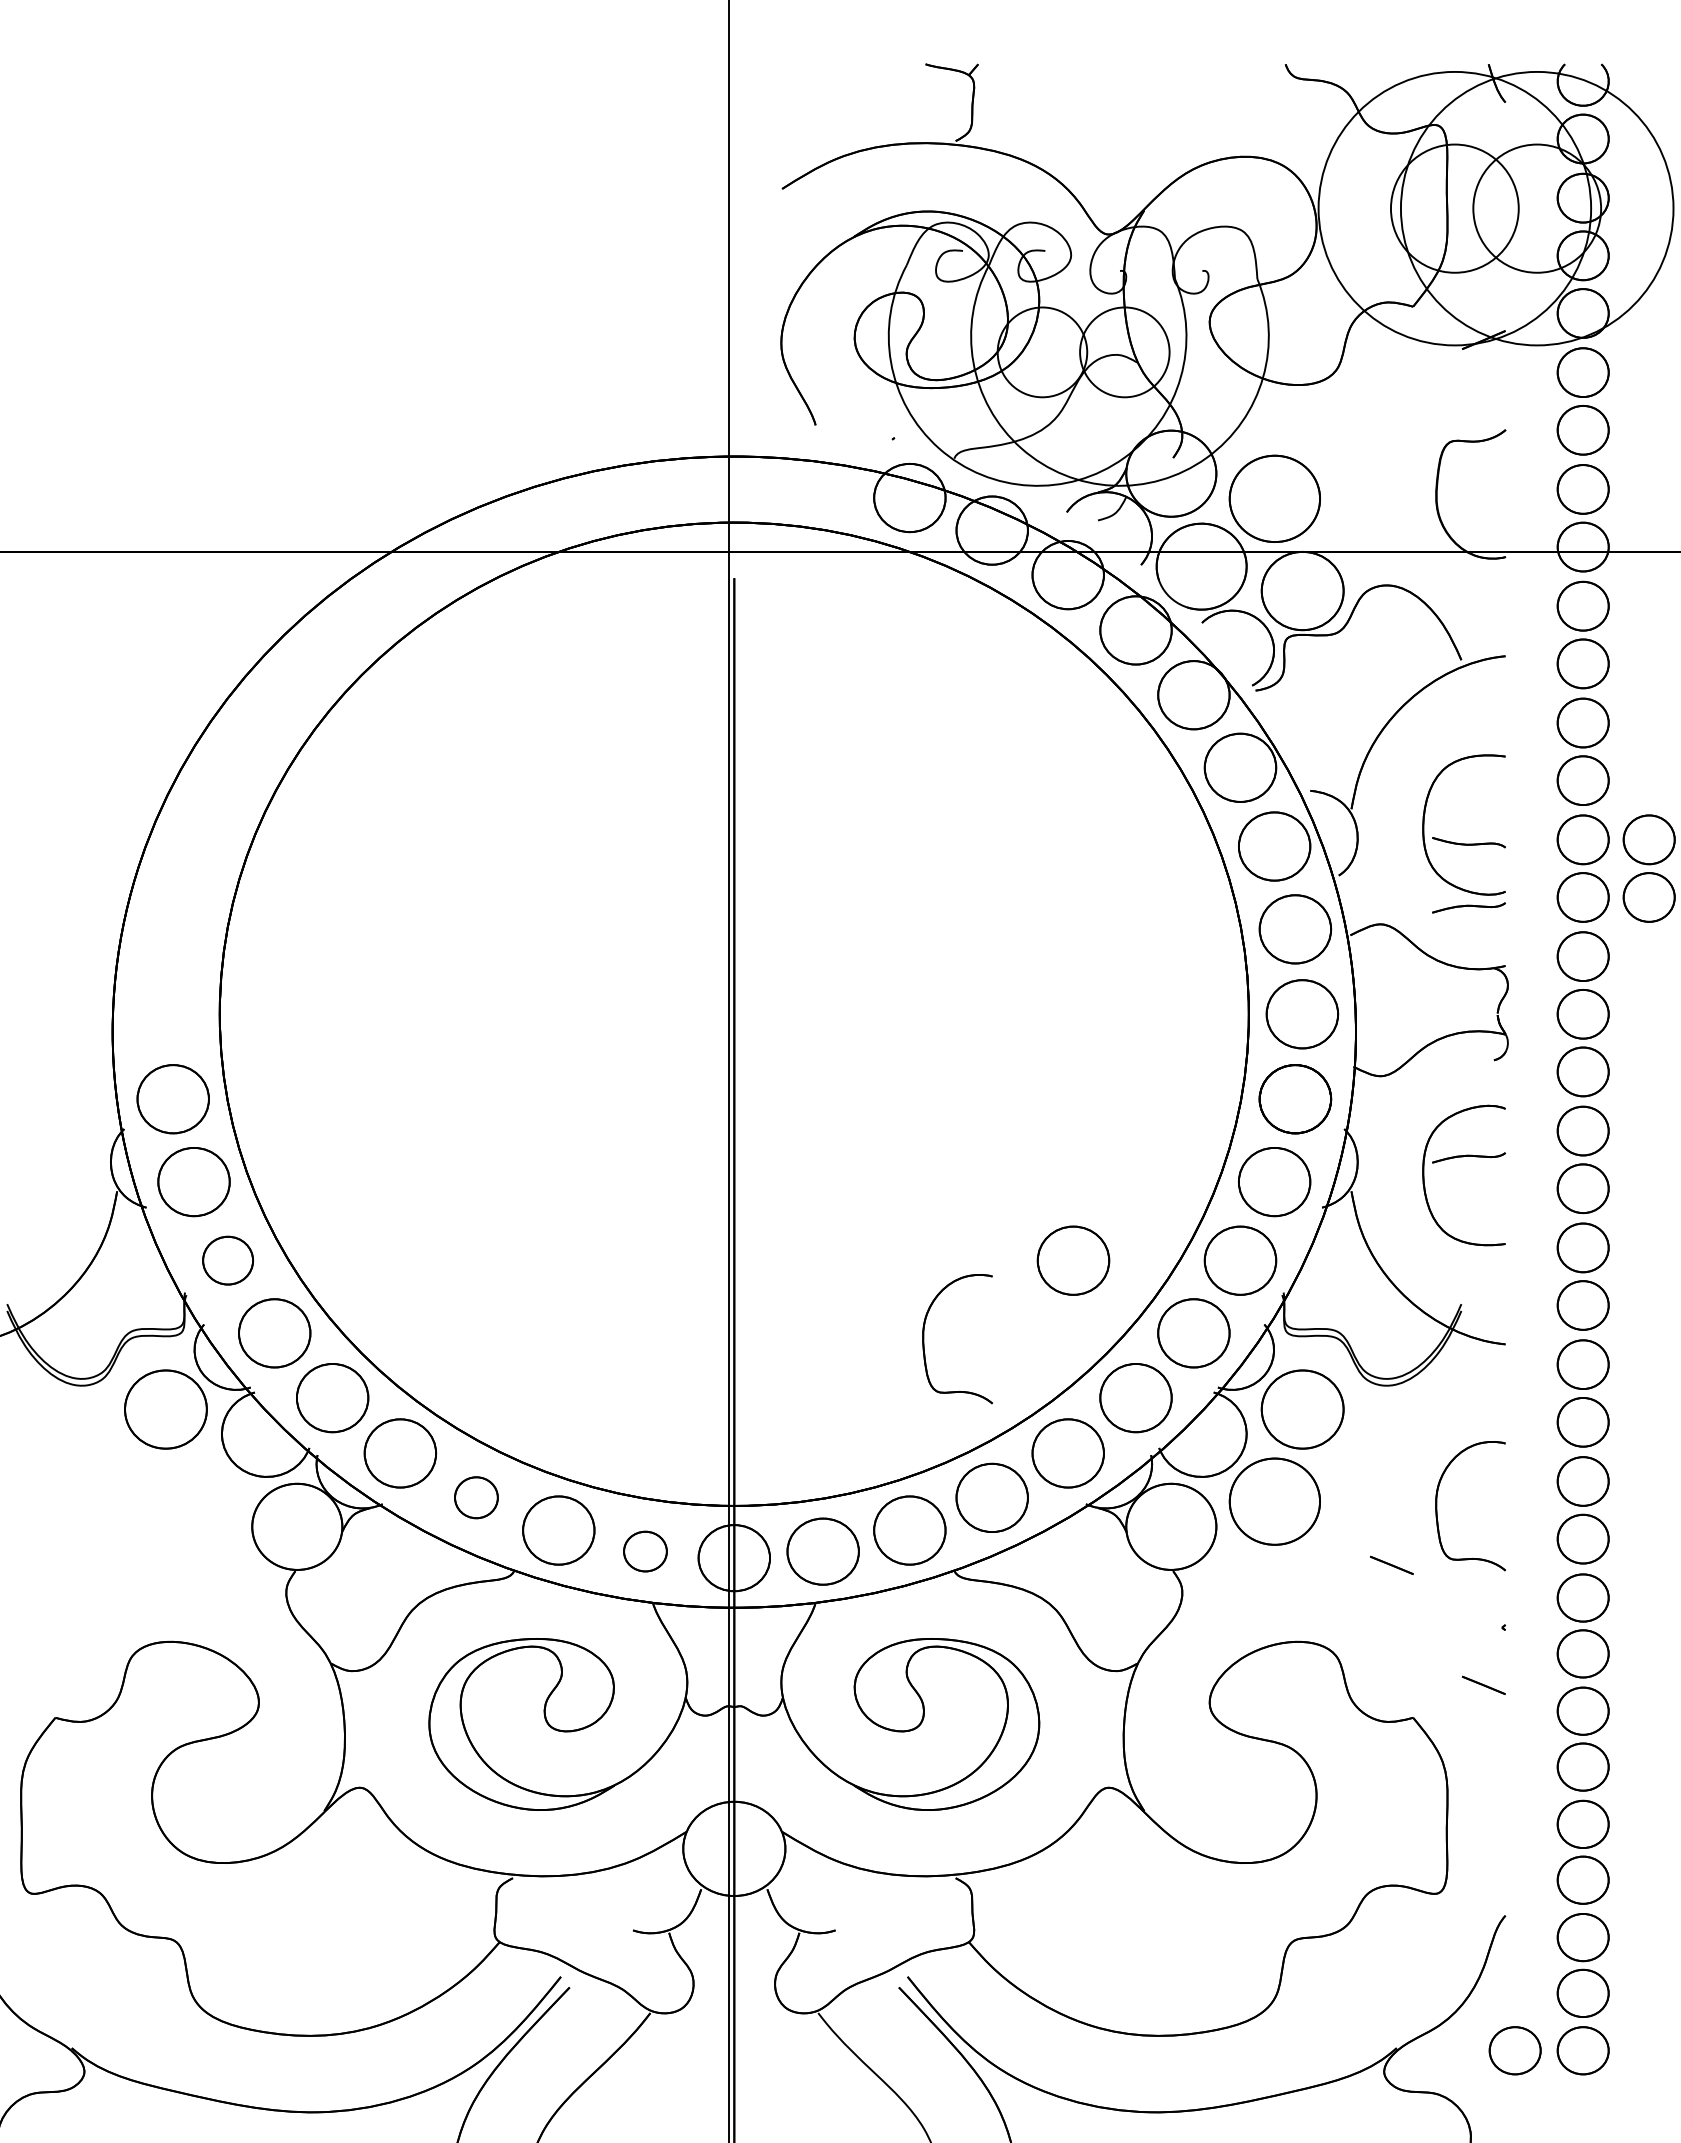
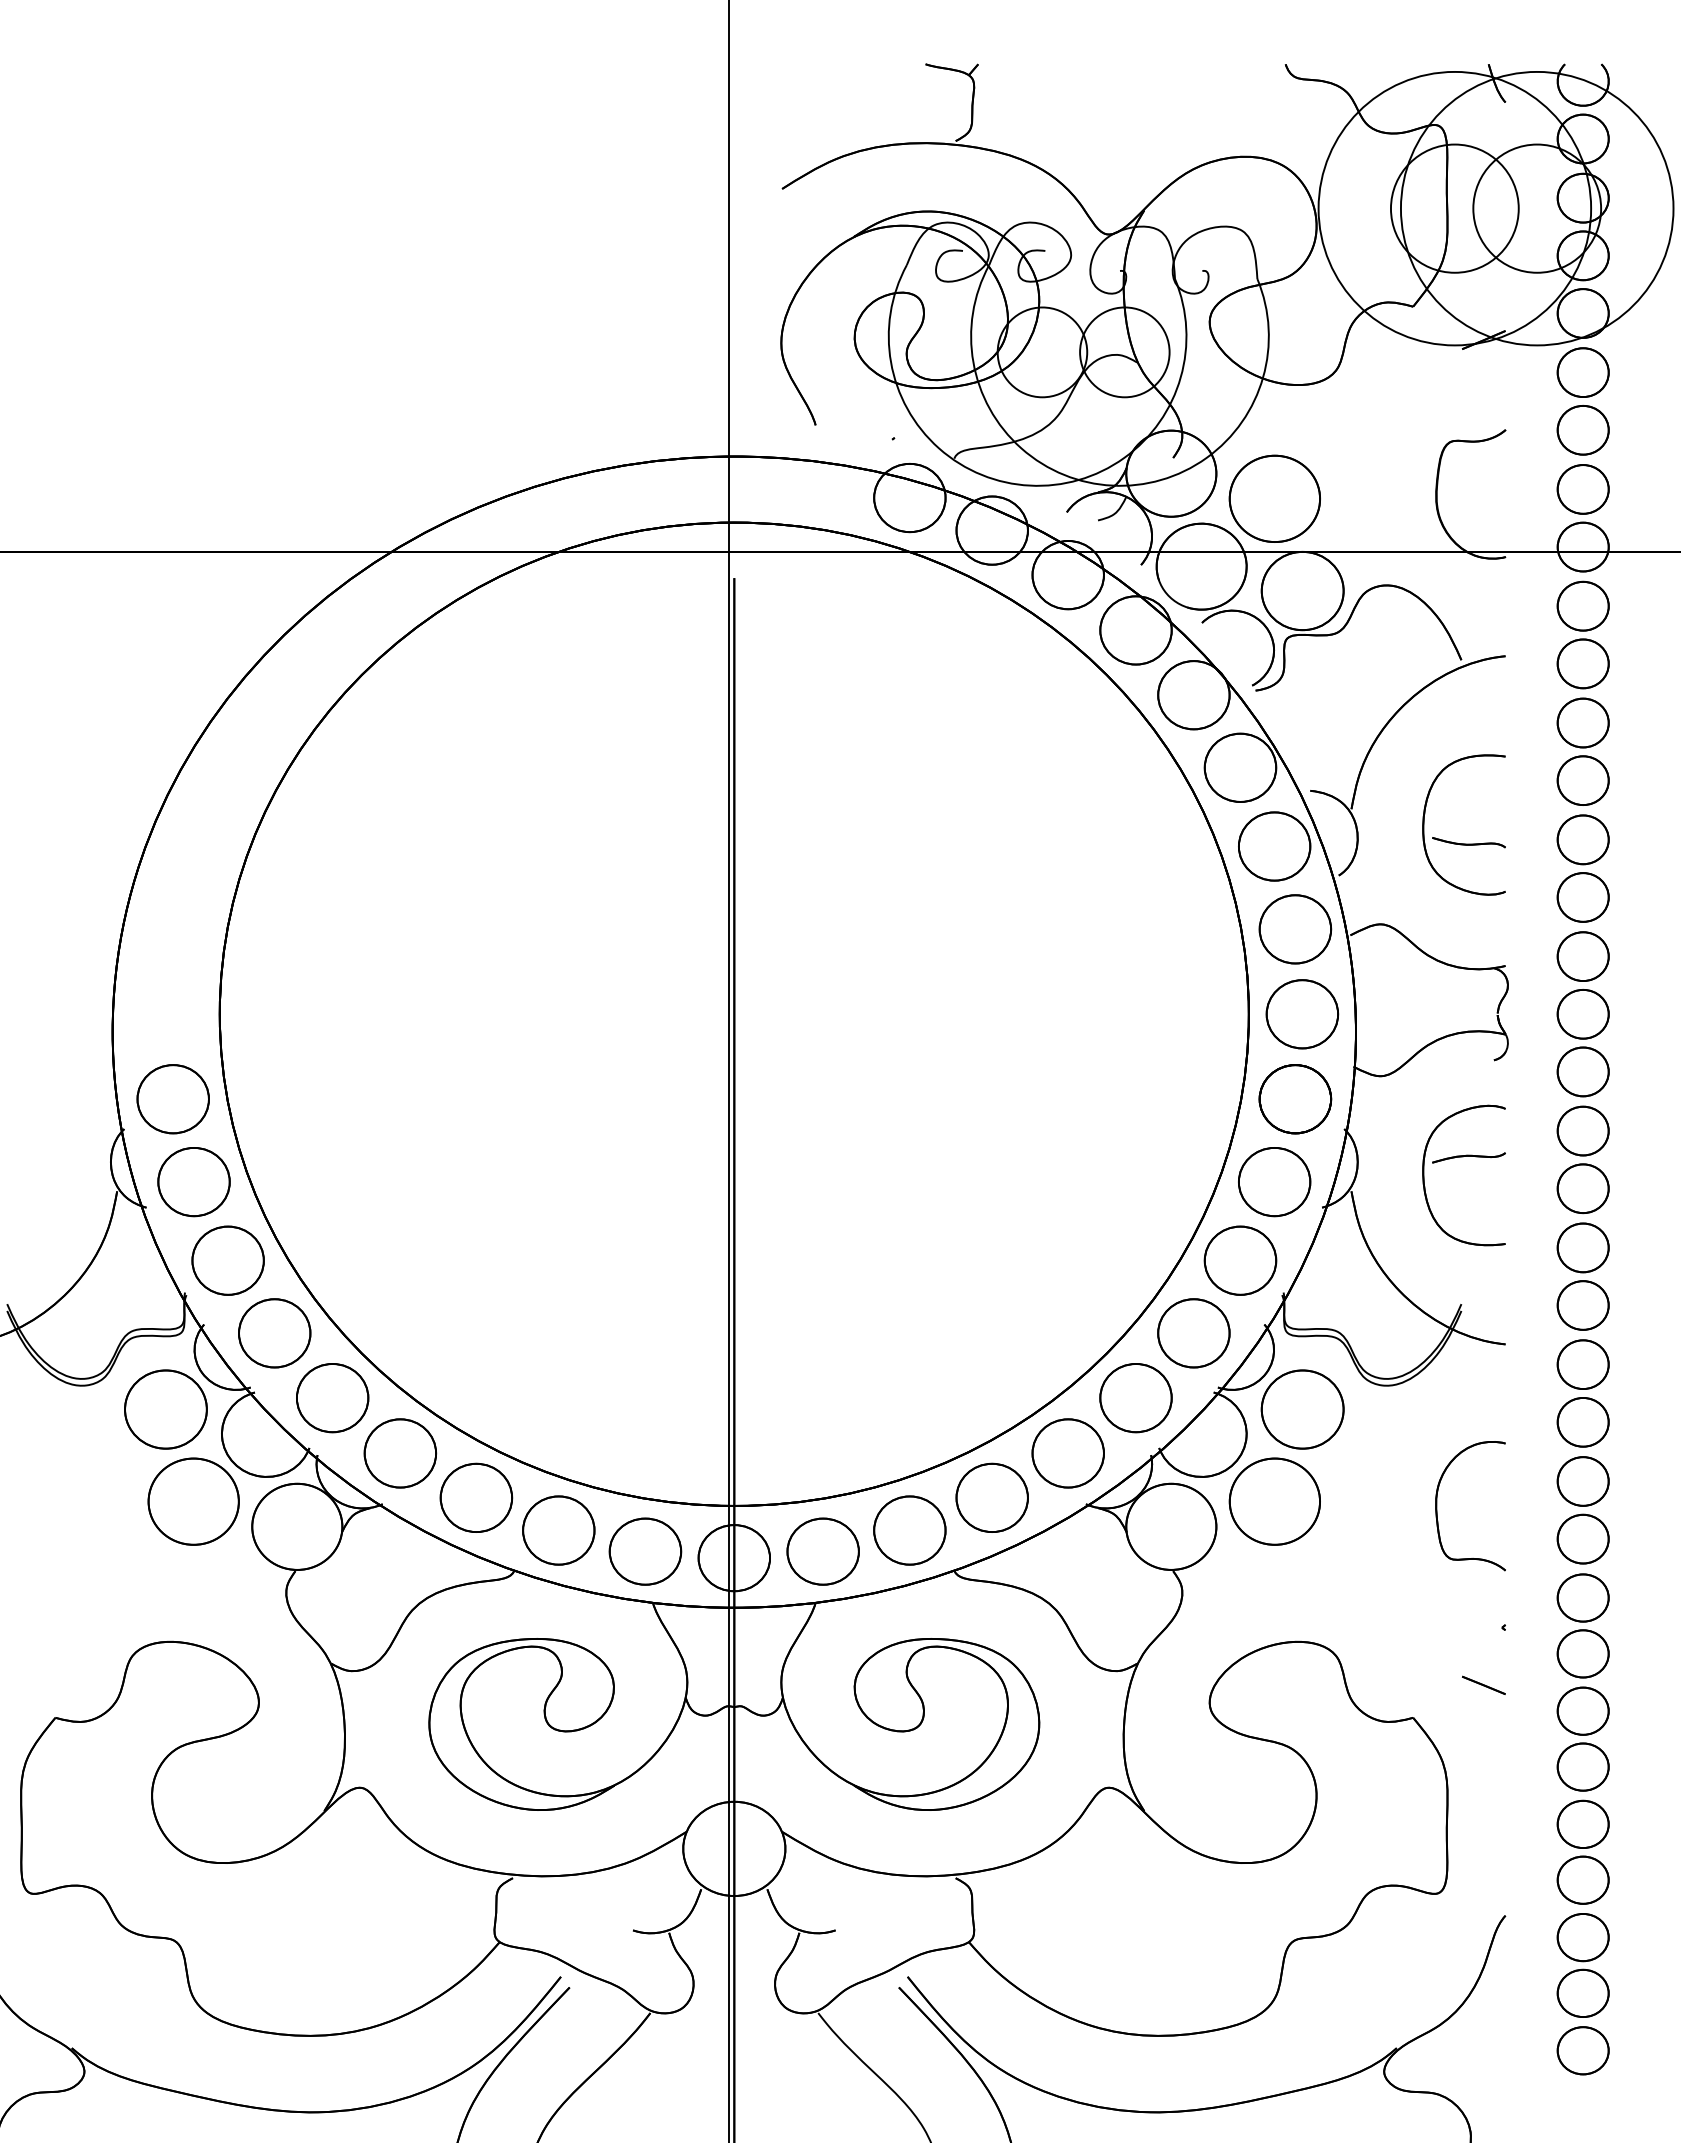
part: present -> none (1648, 868)
part: present -> none (1468, 907)
part size: 52x51 px -> 74x71 px (227, 1260)
part: present -> none (1073, 1260)
part: present -> none (924, 1339)
part size: 45x44 px -> 75x71 px (476, 1497)
part: none -> present (193, 1501)
part size: 45x43 px -> 75x69 px (645, 1551)
line: present -> none (1391, 1564)
part: present -> none (1514, 2050)
